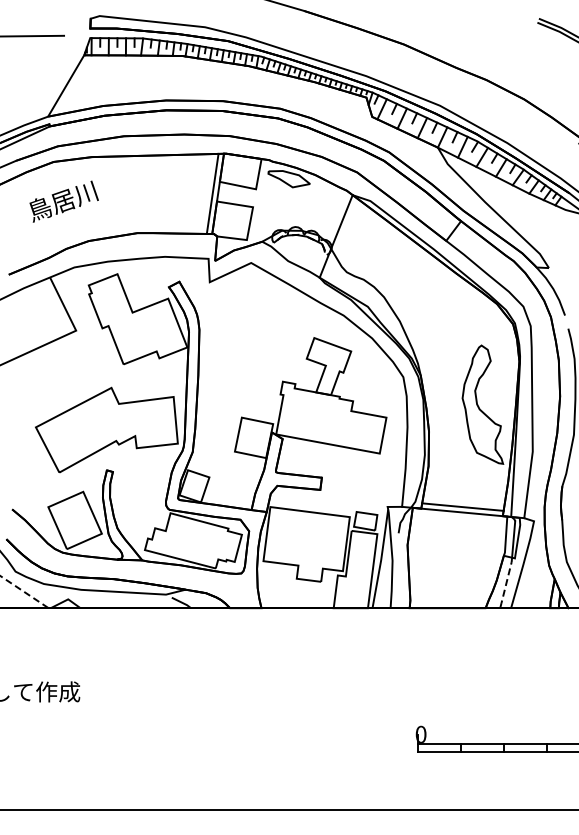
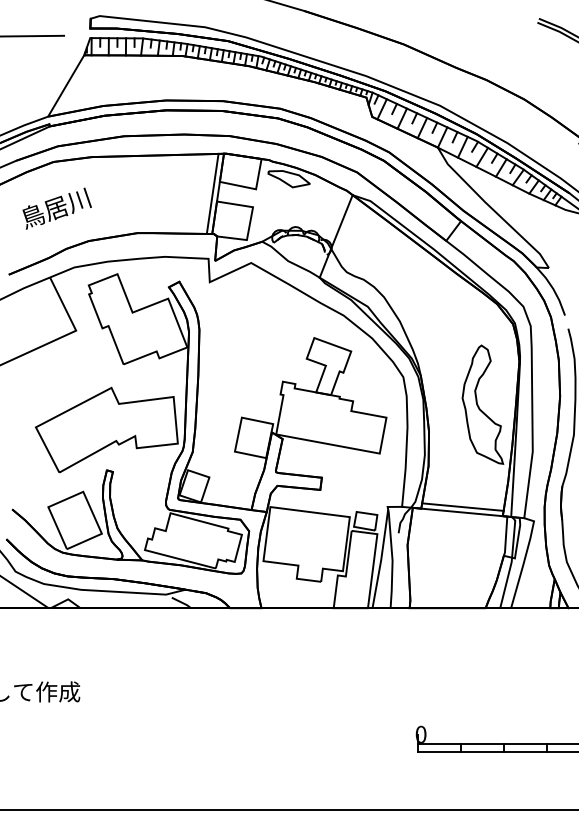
text position: (63, 201) -> (56, 208) (56, 208)
line: dashed -> solid (506, 583)
line: dashed -> solid (24, 592)
